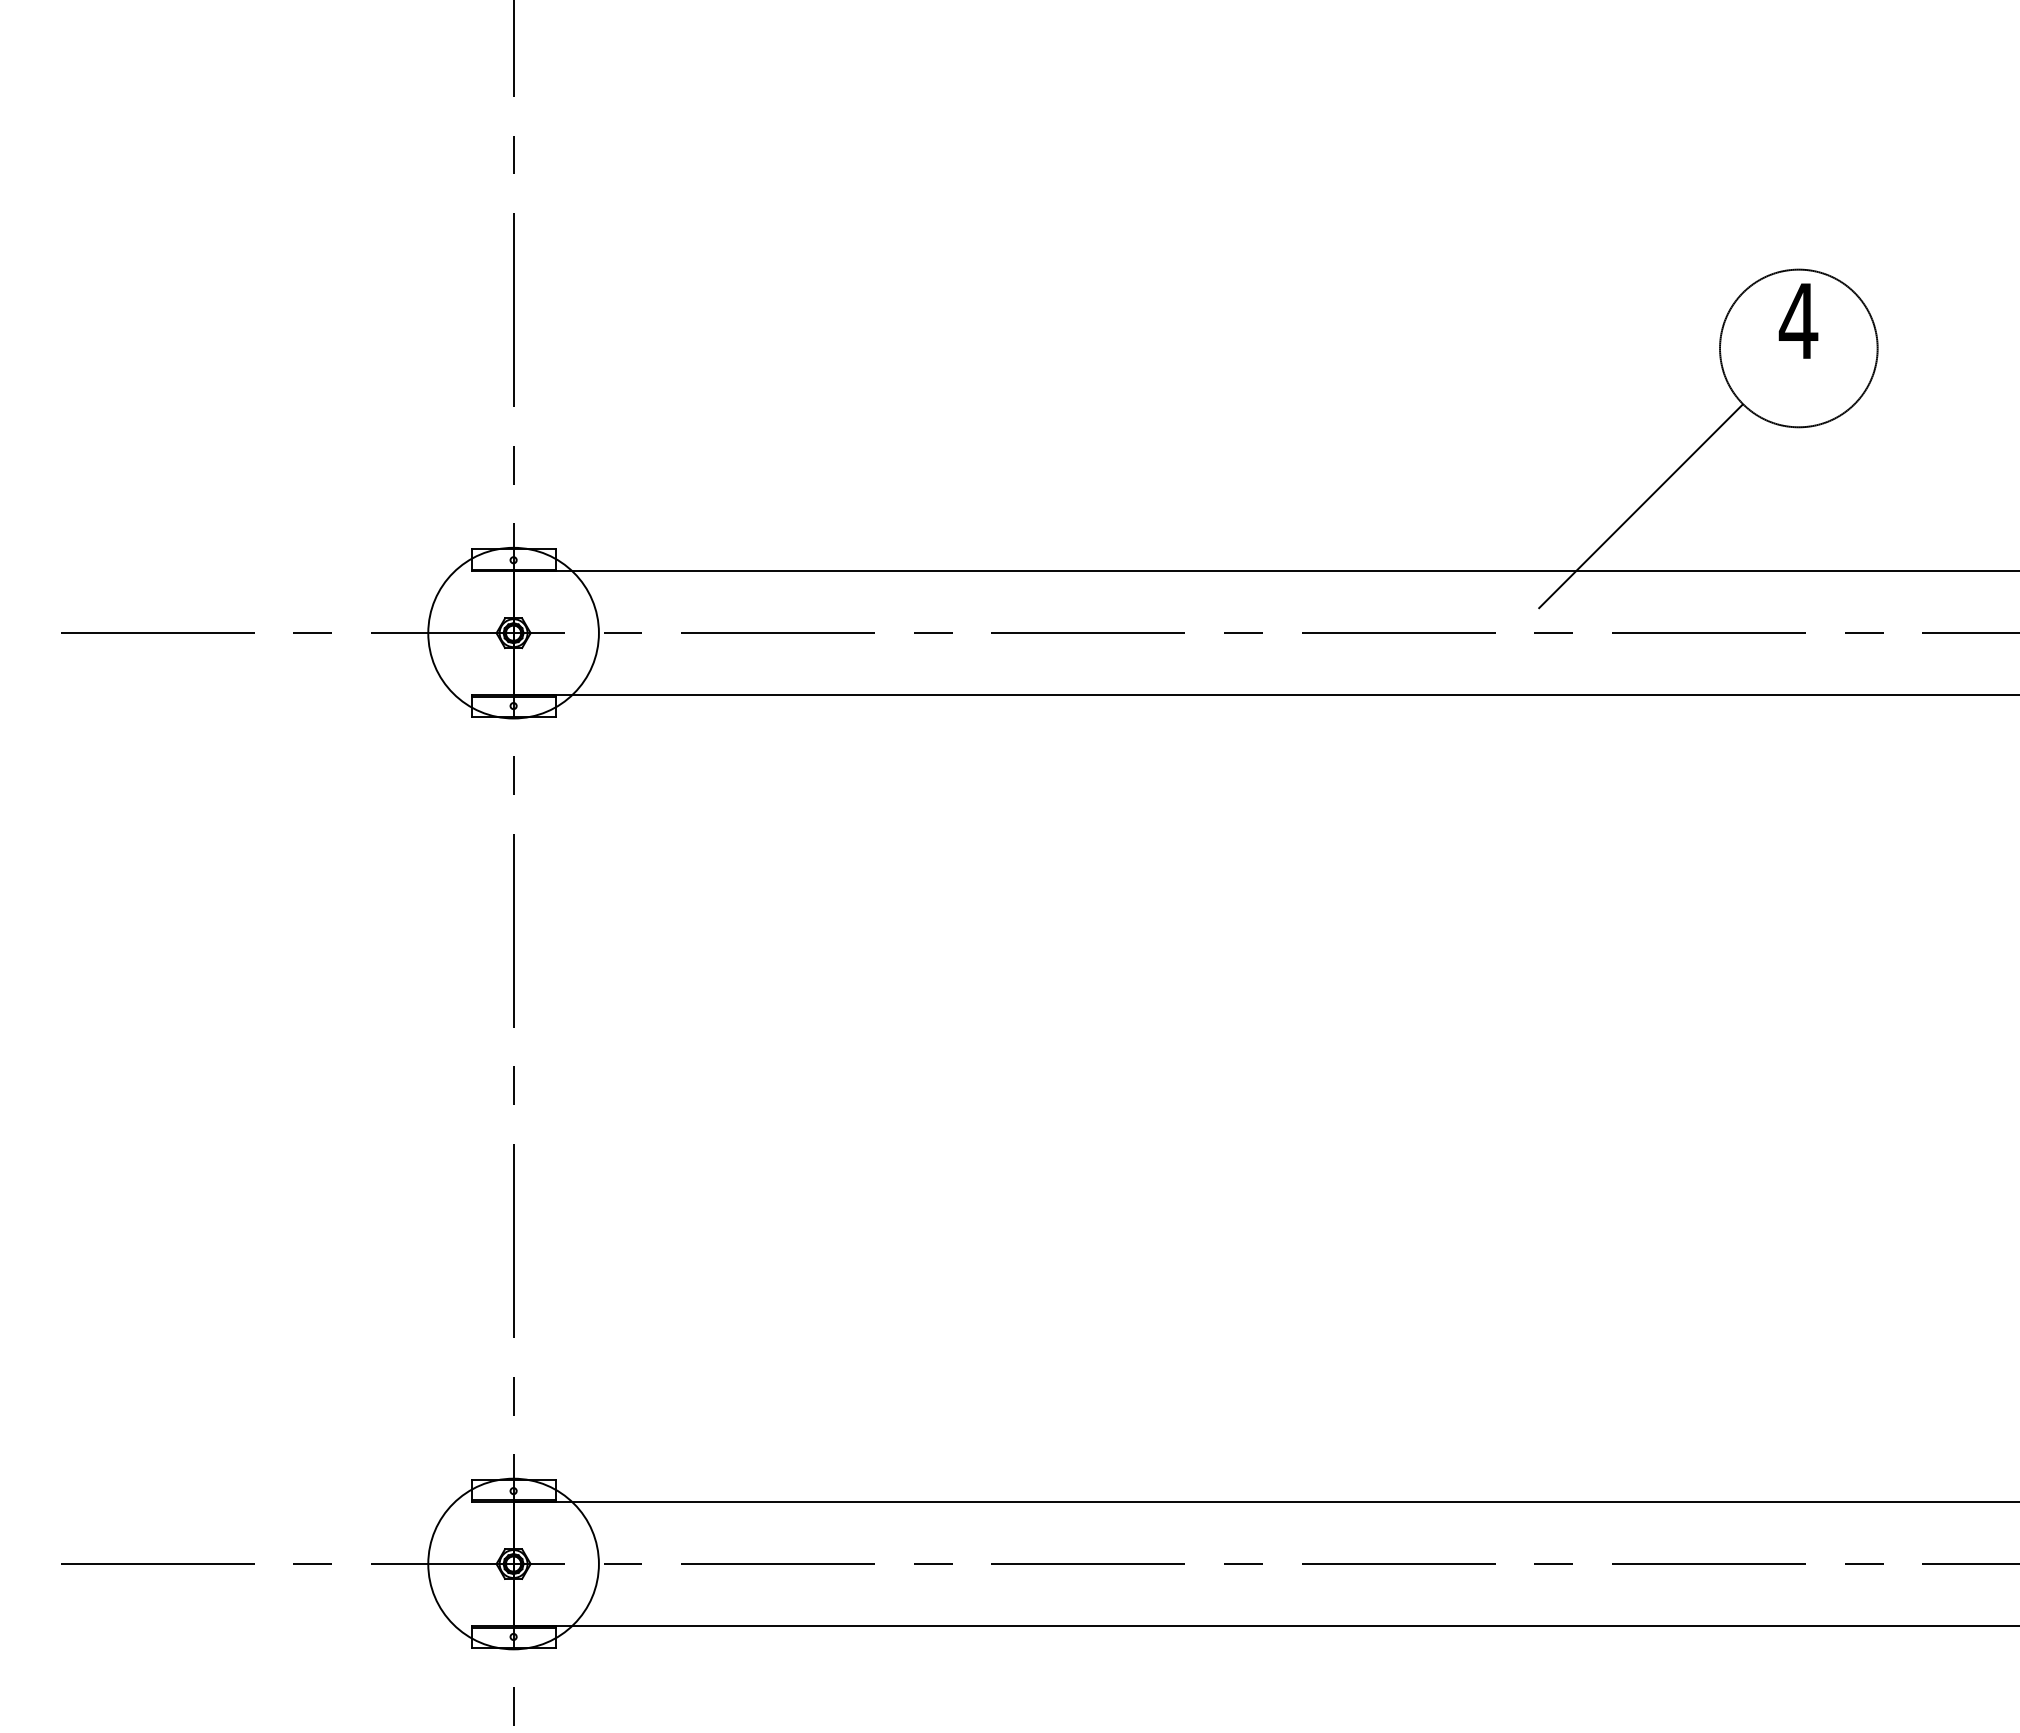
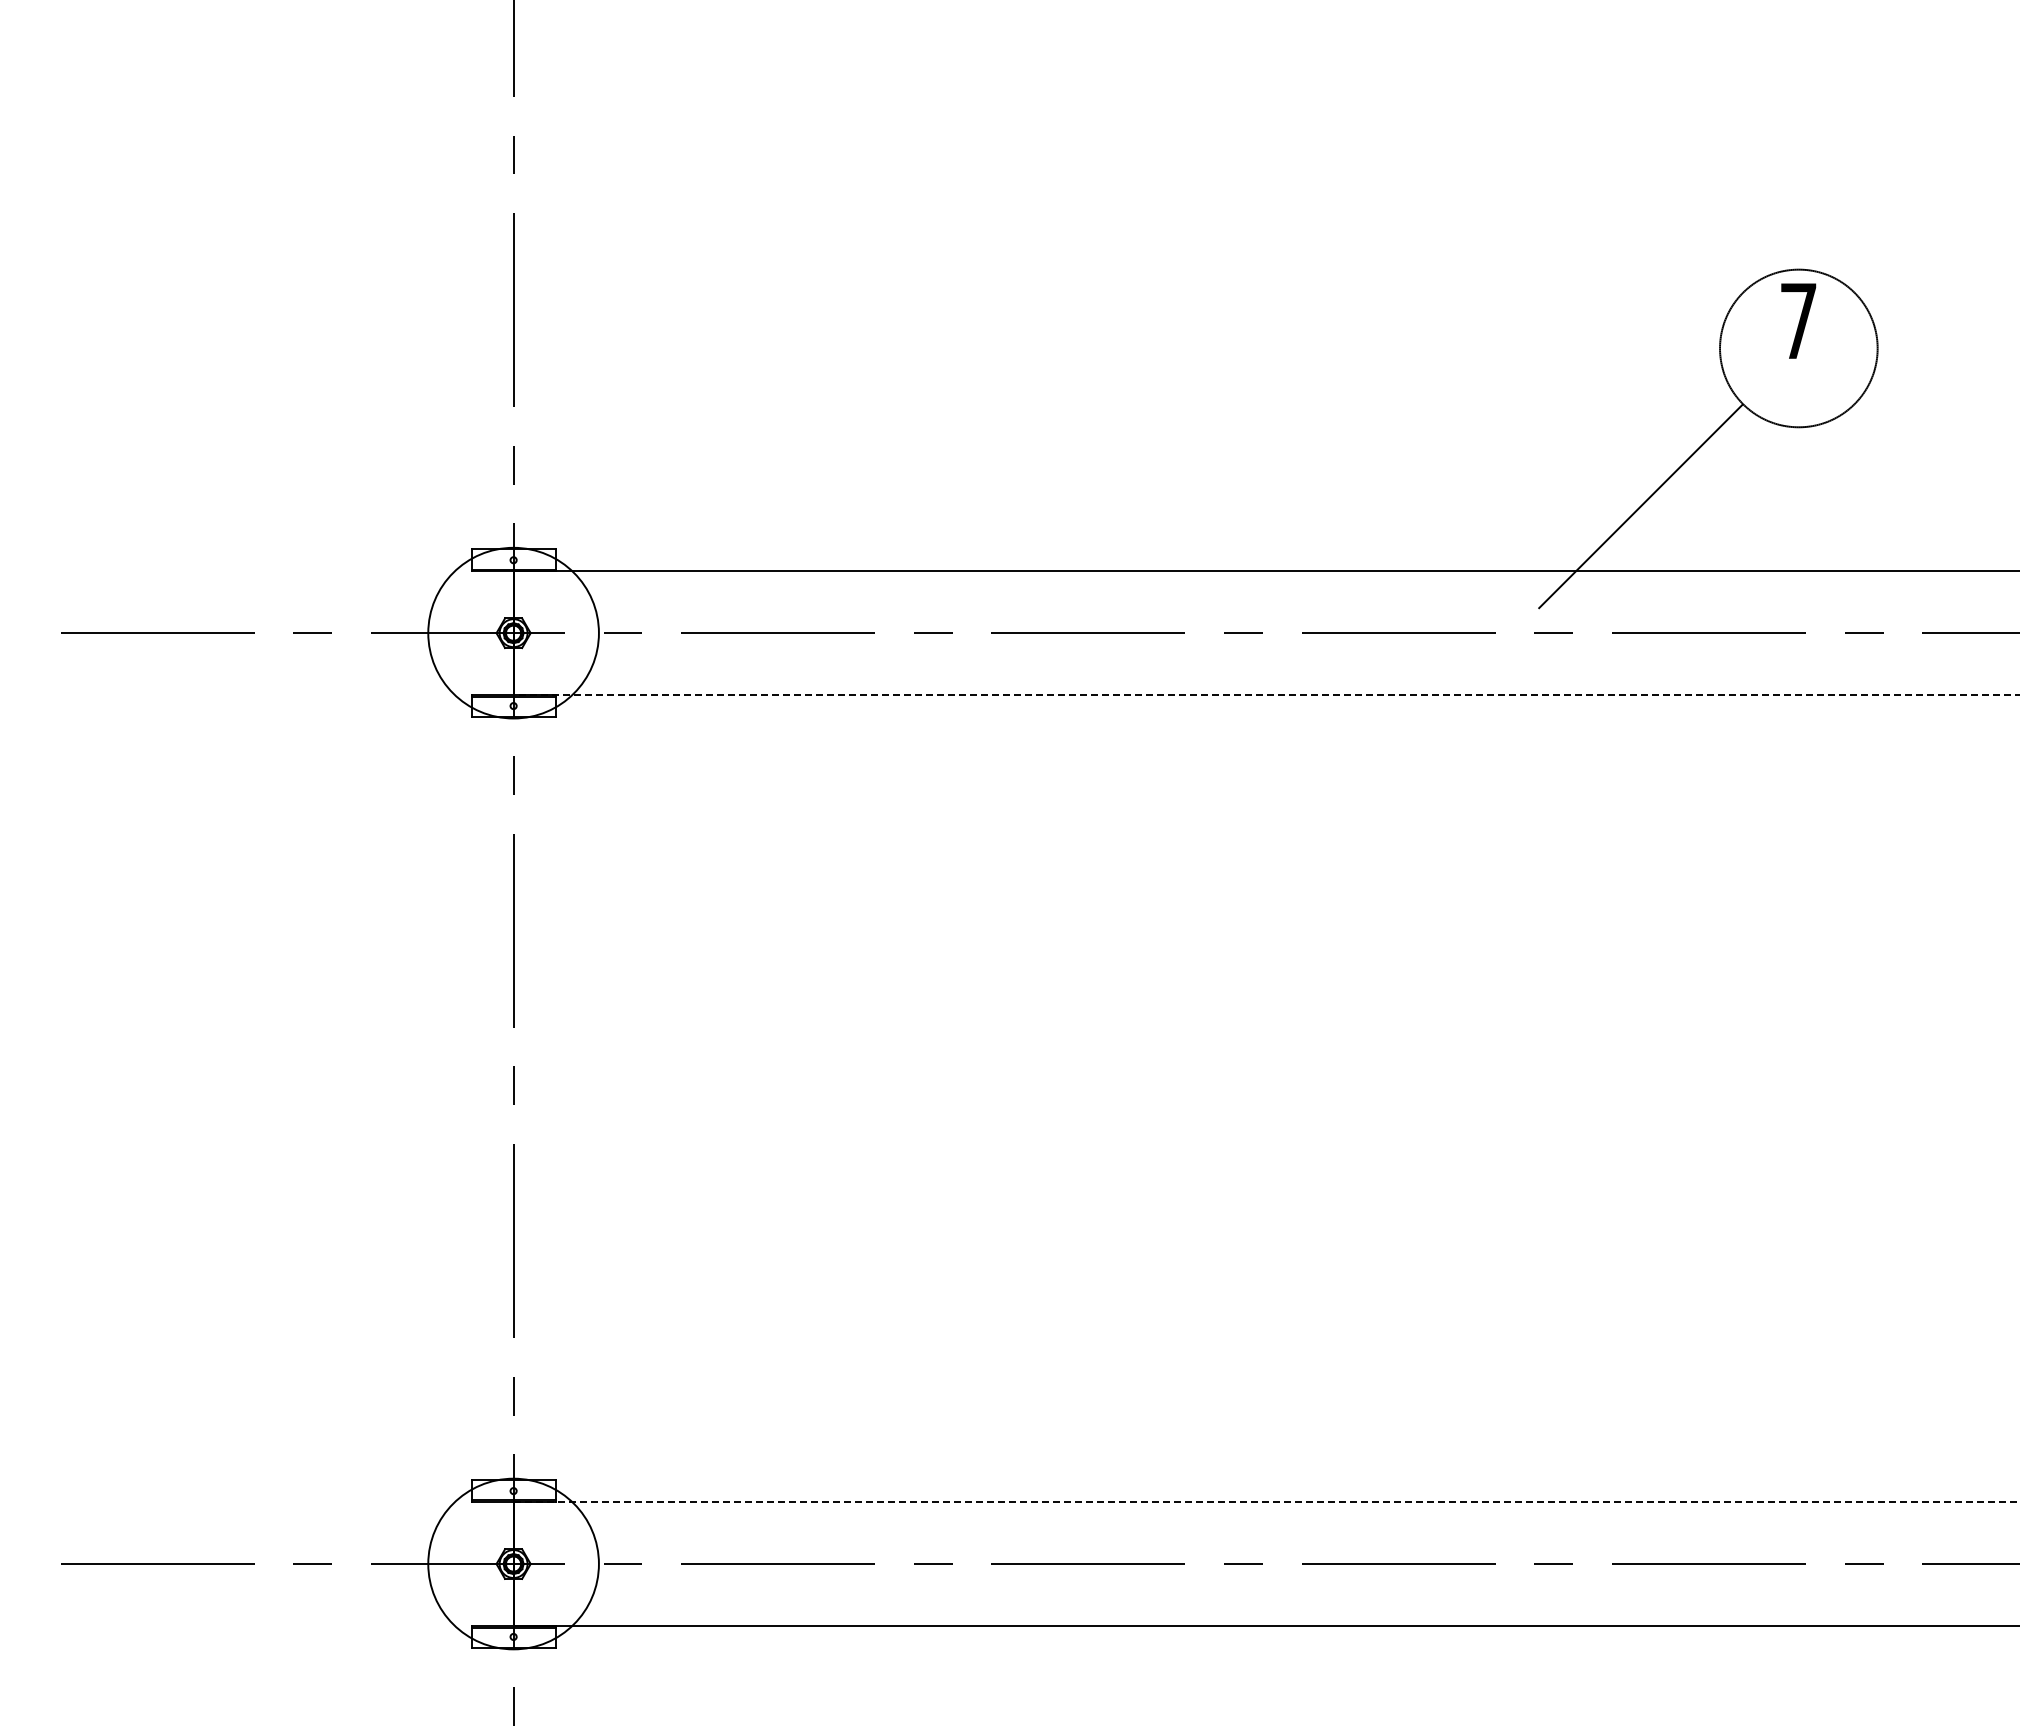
text: 4 -> 7 (1798, 320)
line: solid -> dashed (1266, 695)
line: solid -> dashed (1266, 1501)
